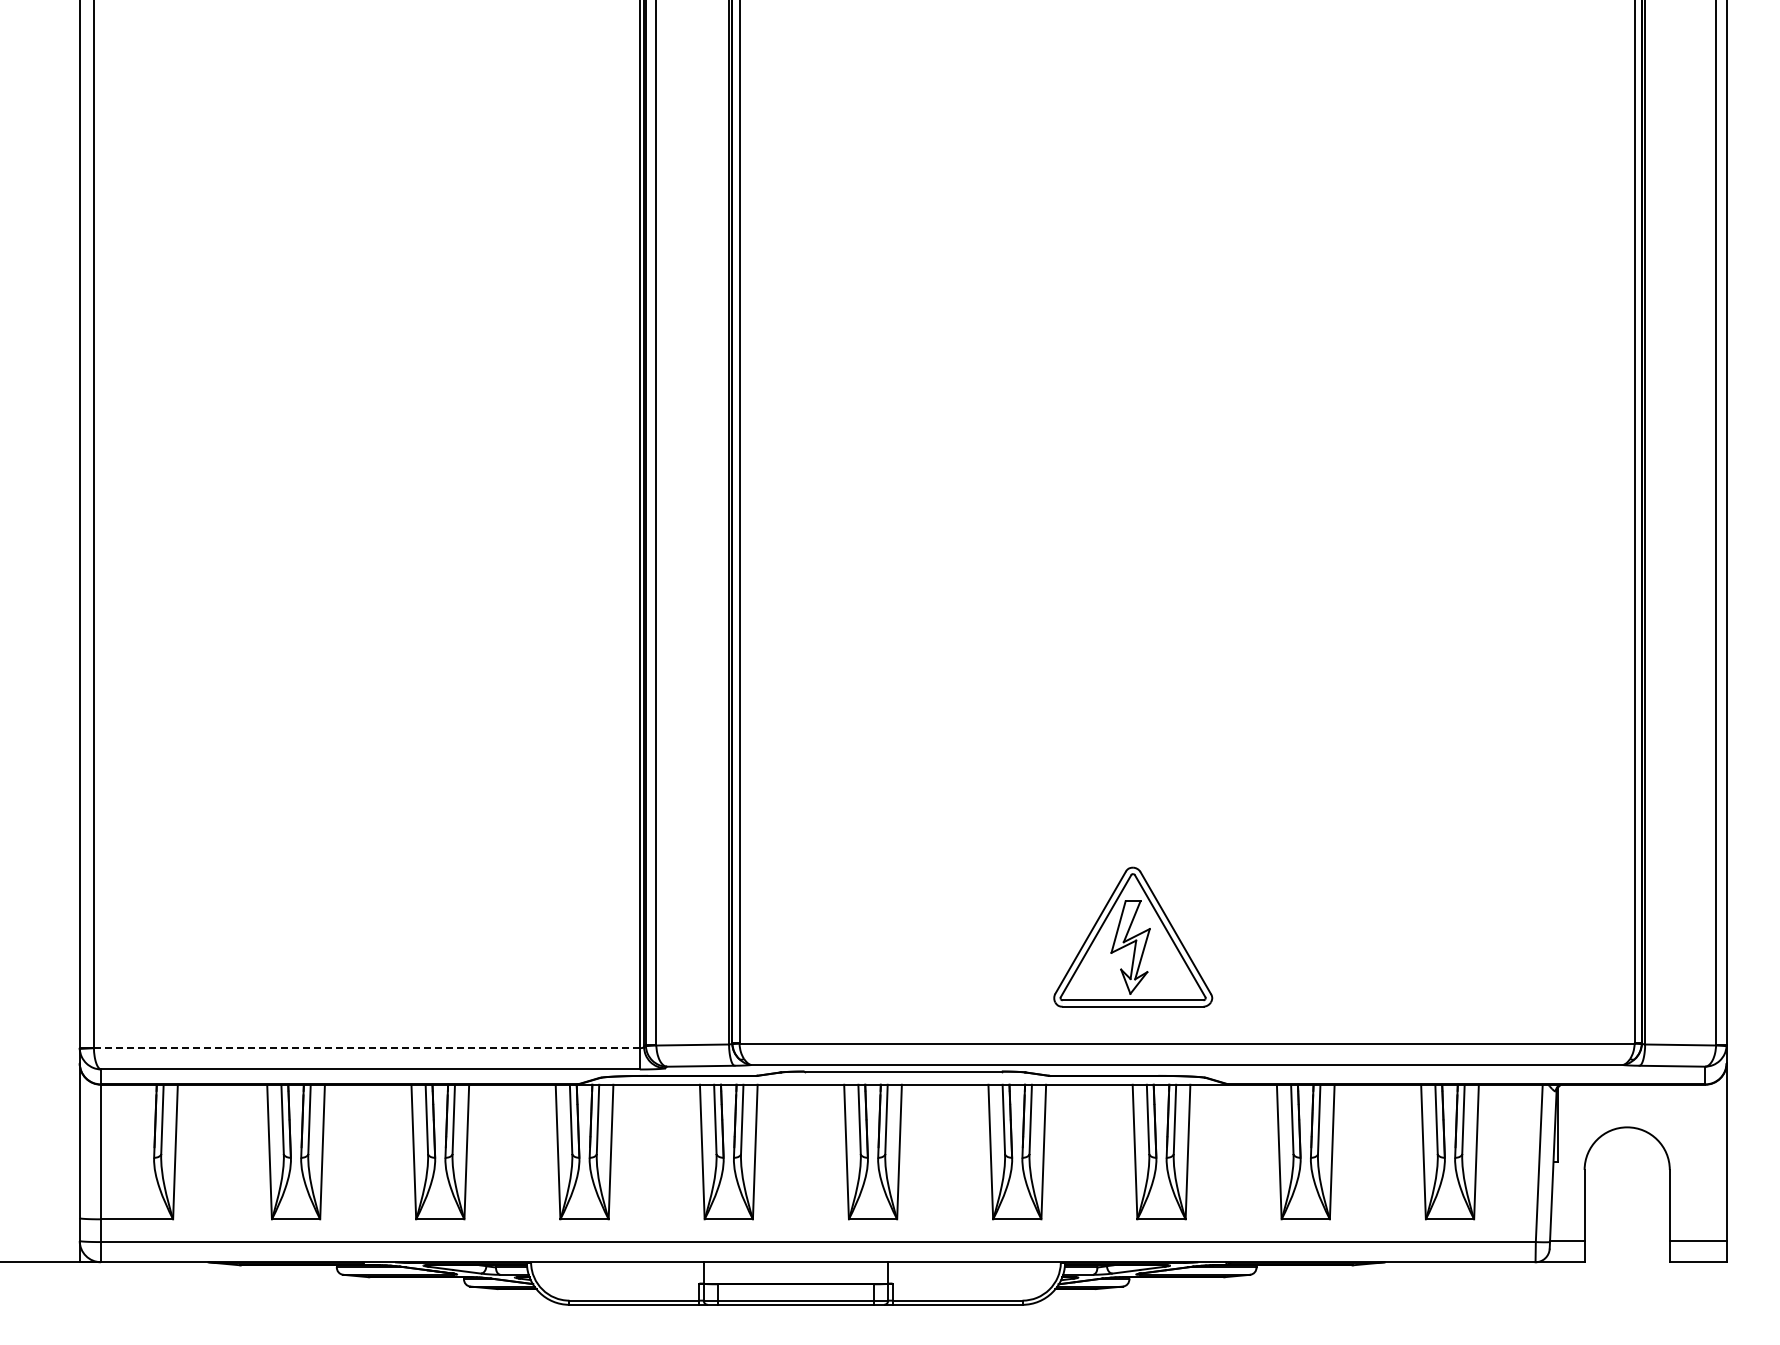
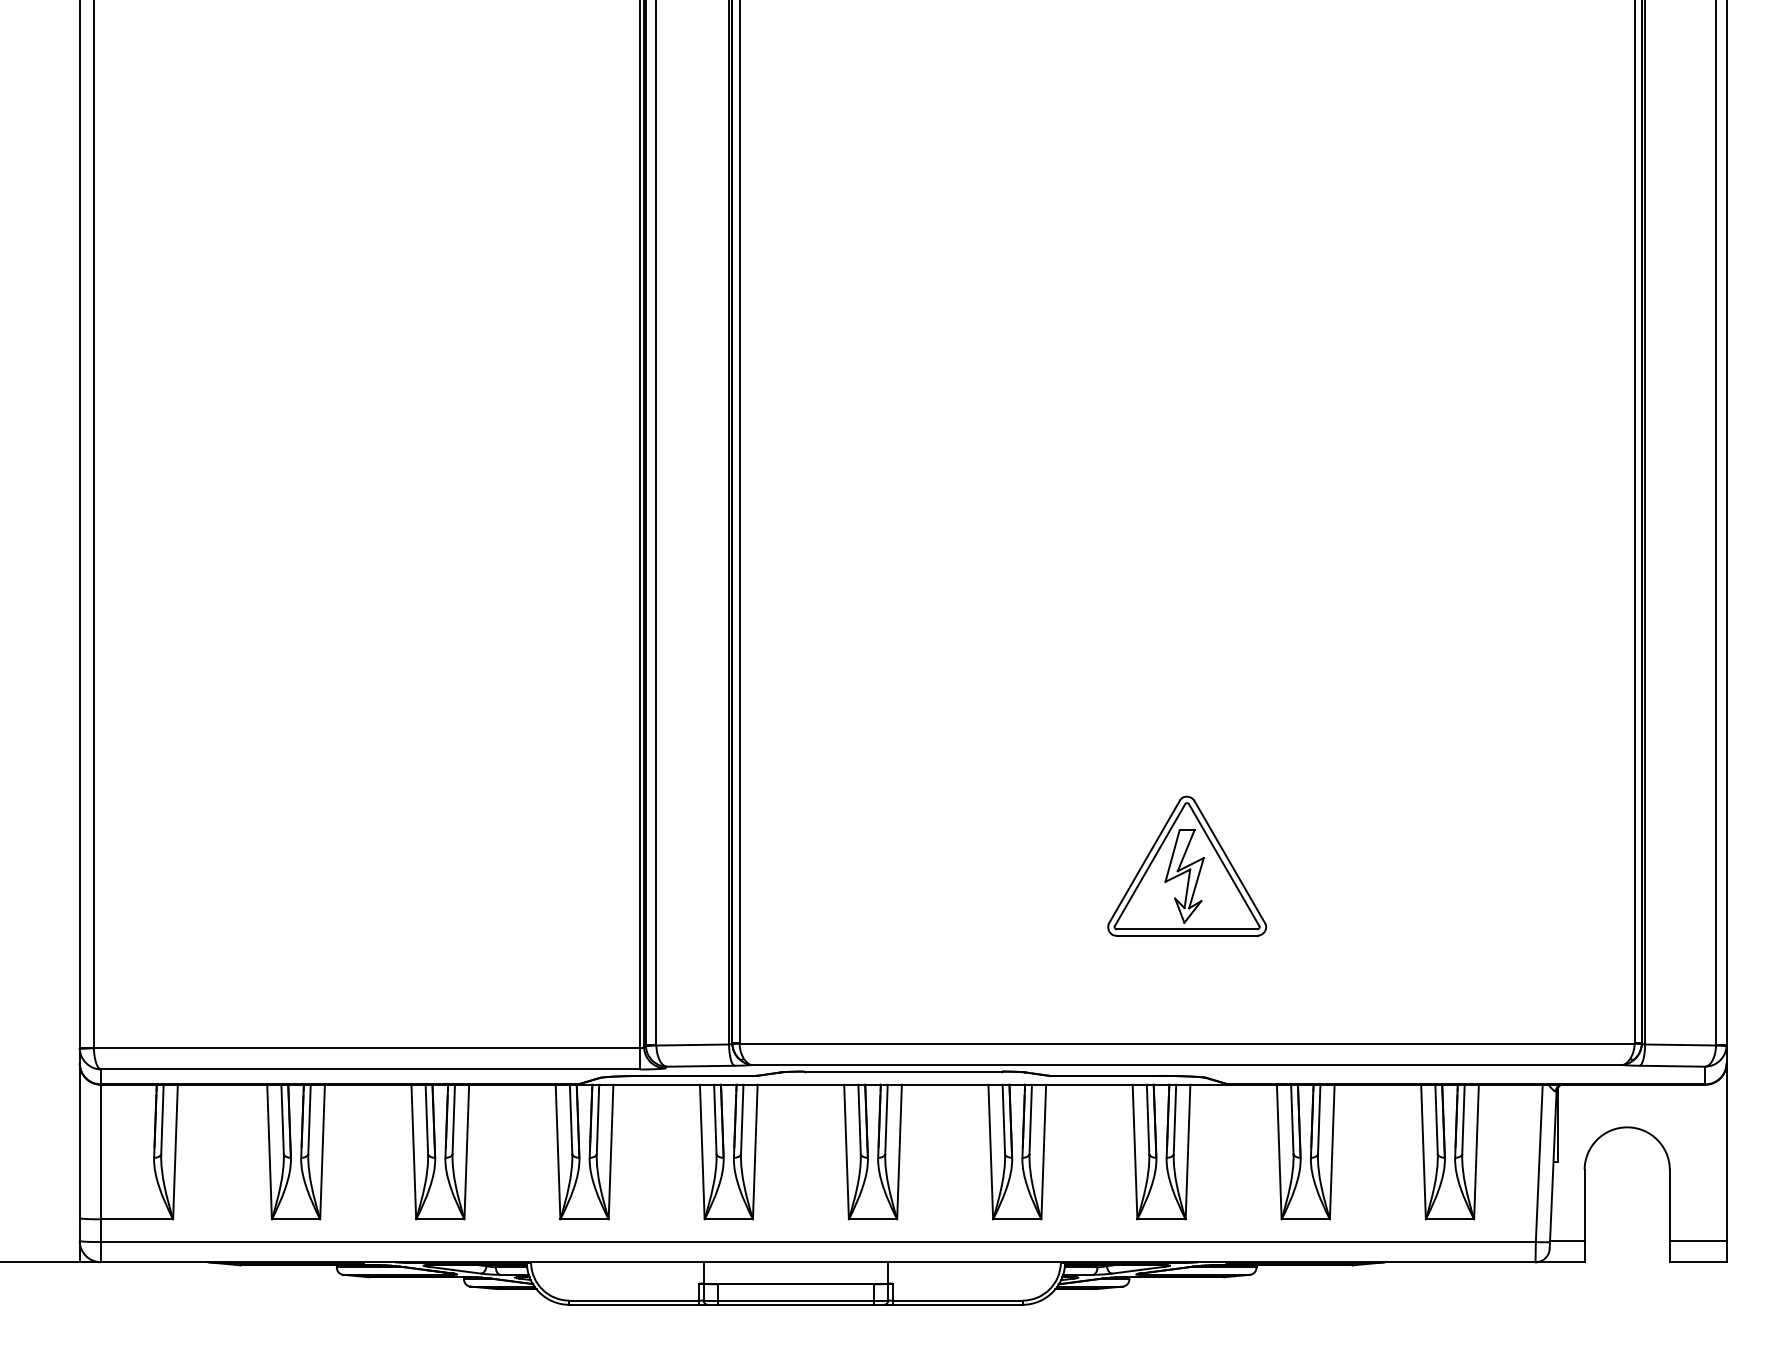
part position: (1133, 936) -> (1187, 865) (1187, 865)
line: dashed -> solid (366, 1048)
